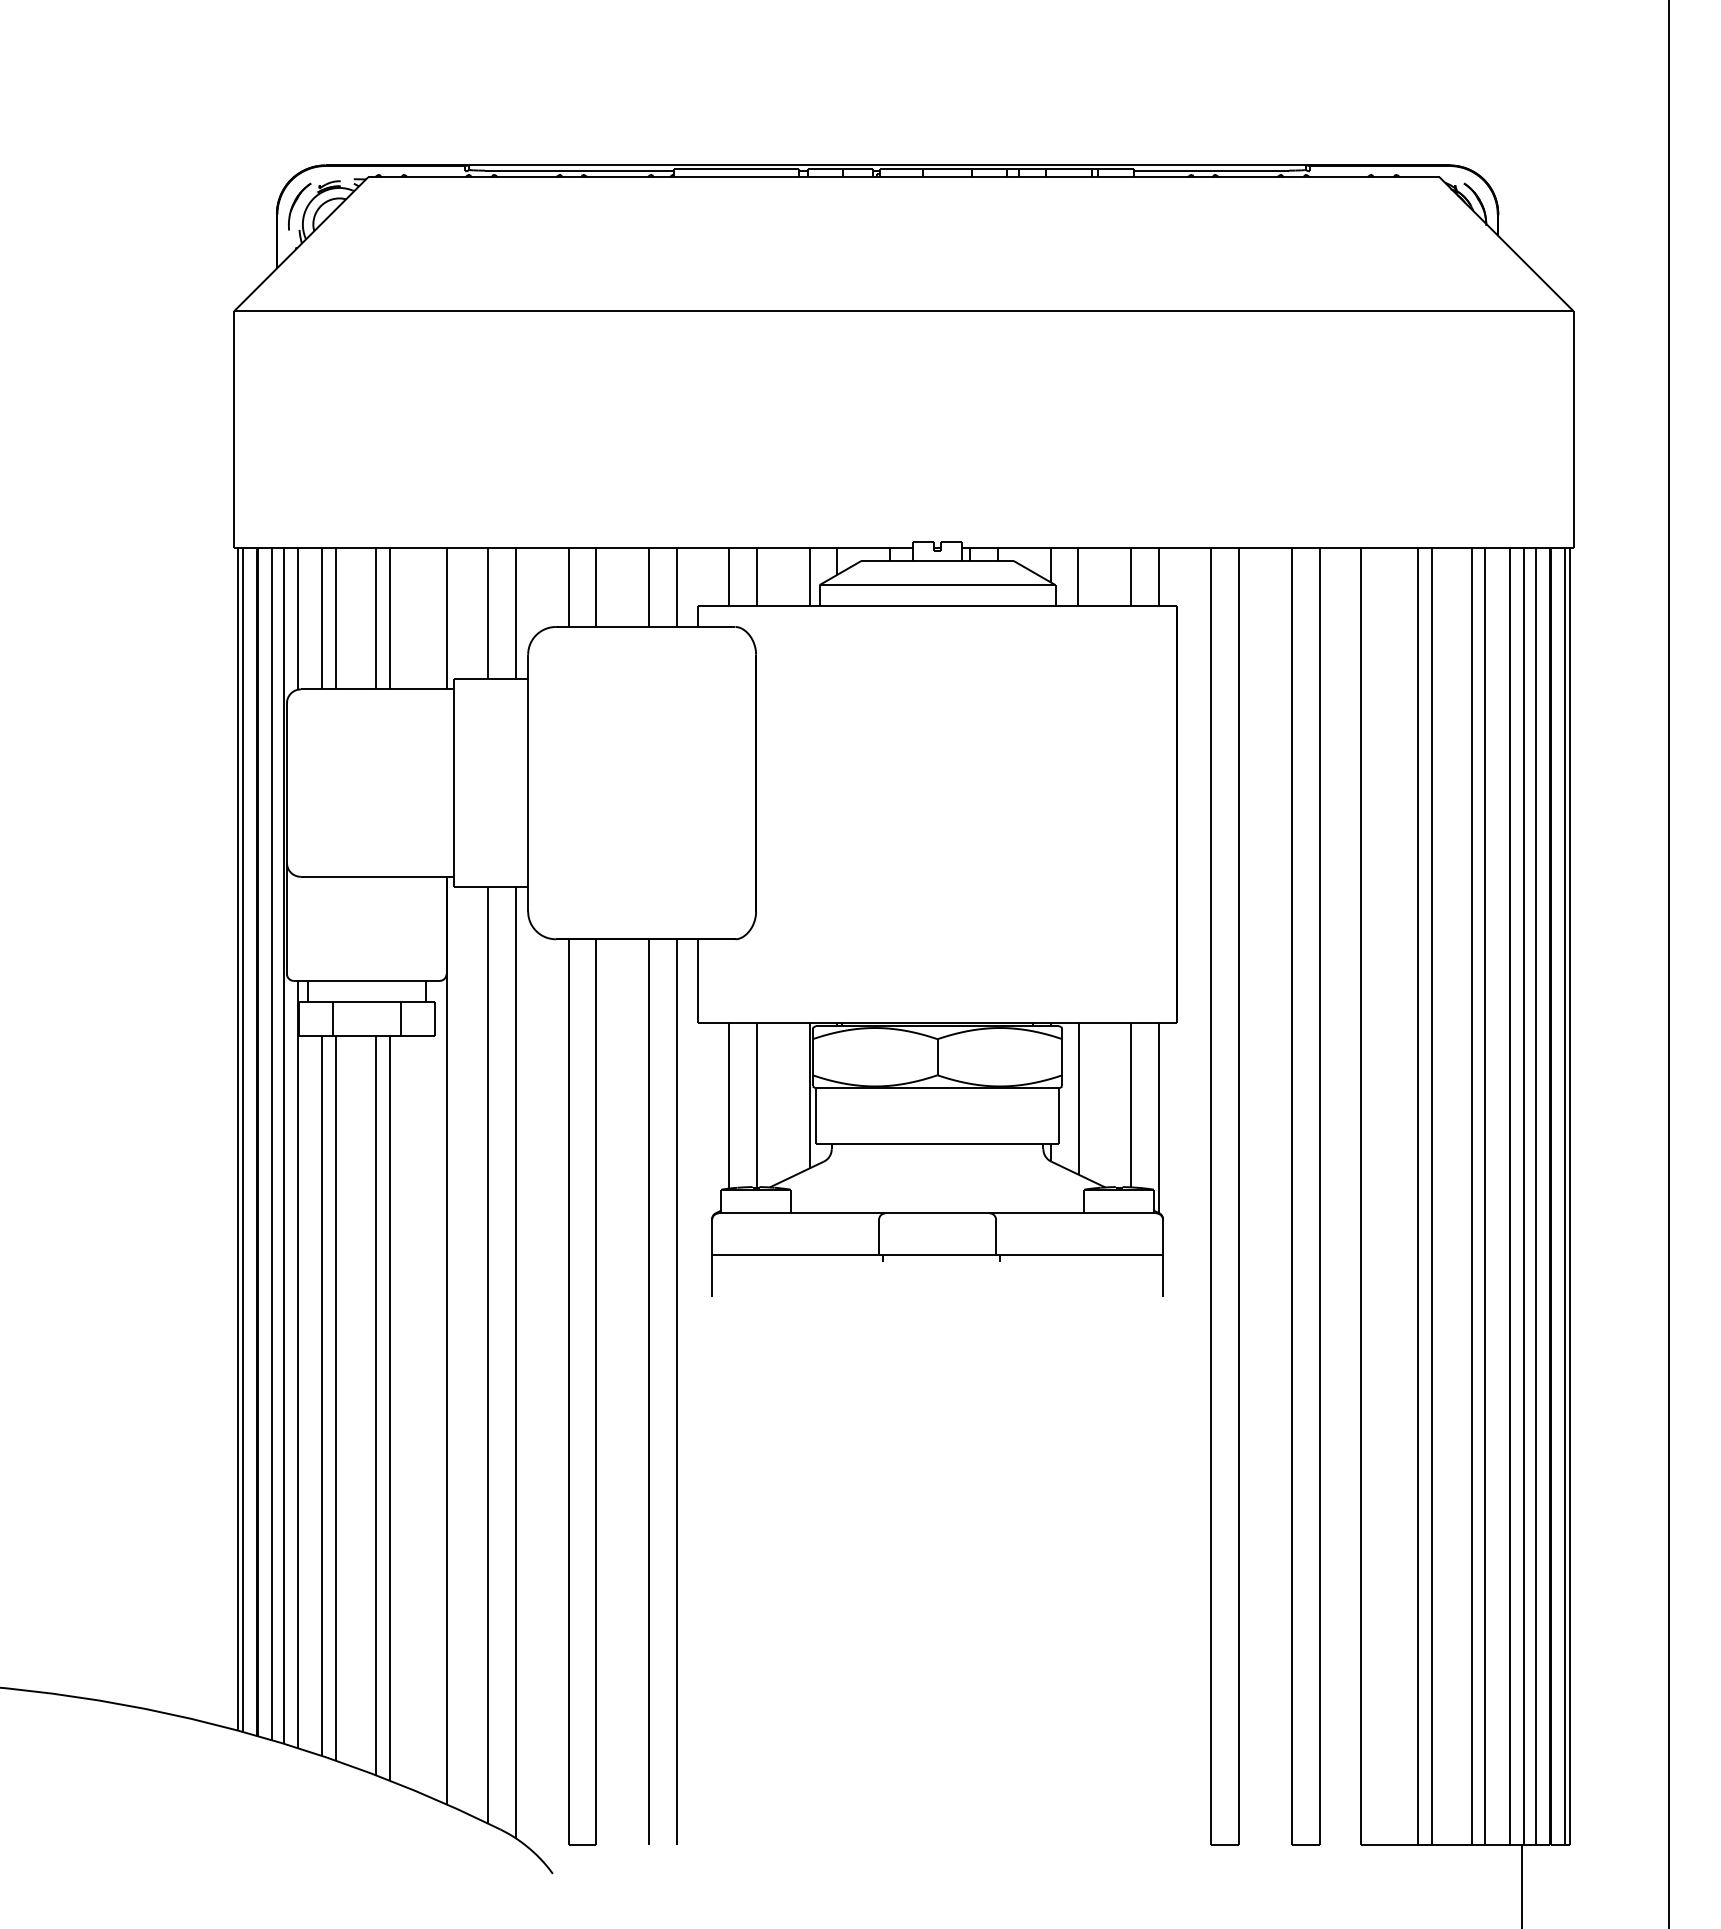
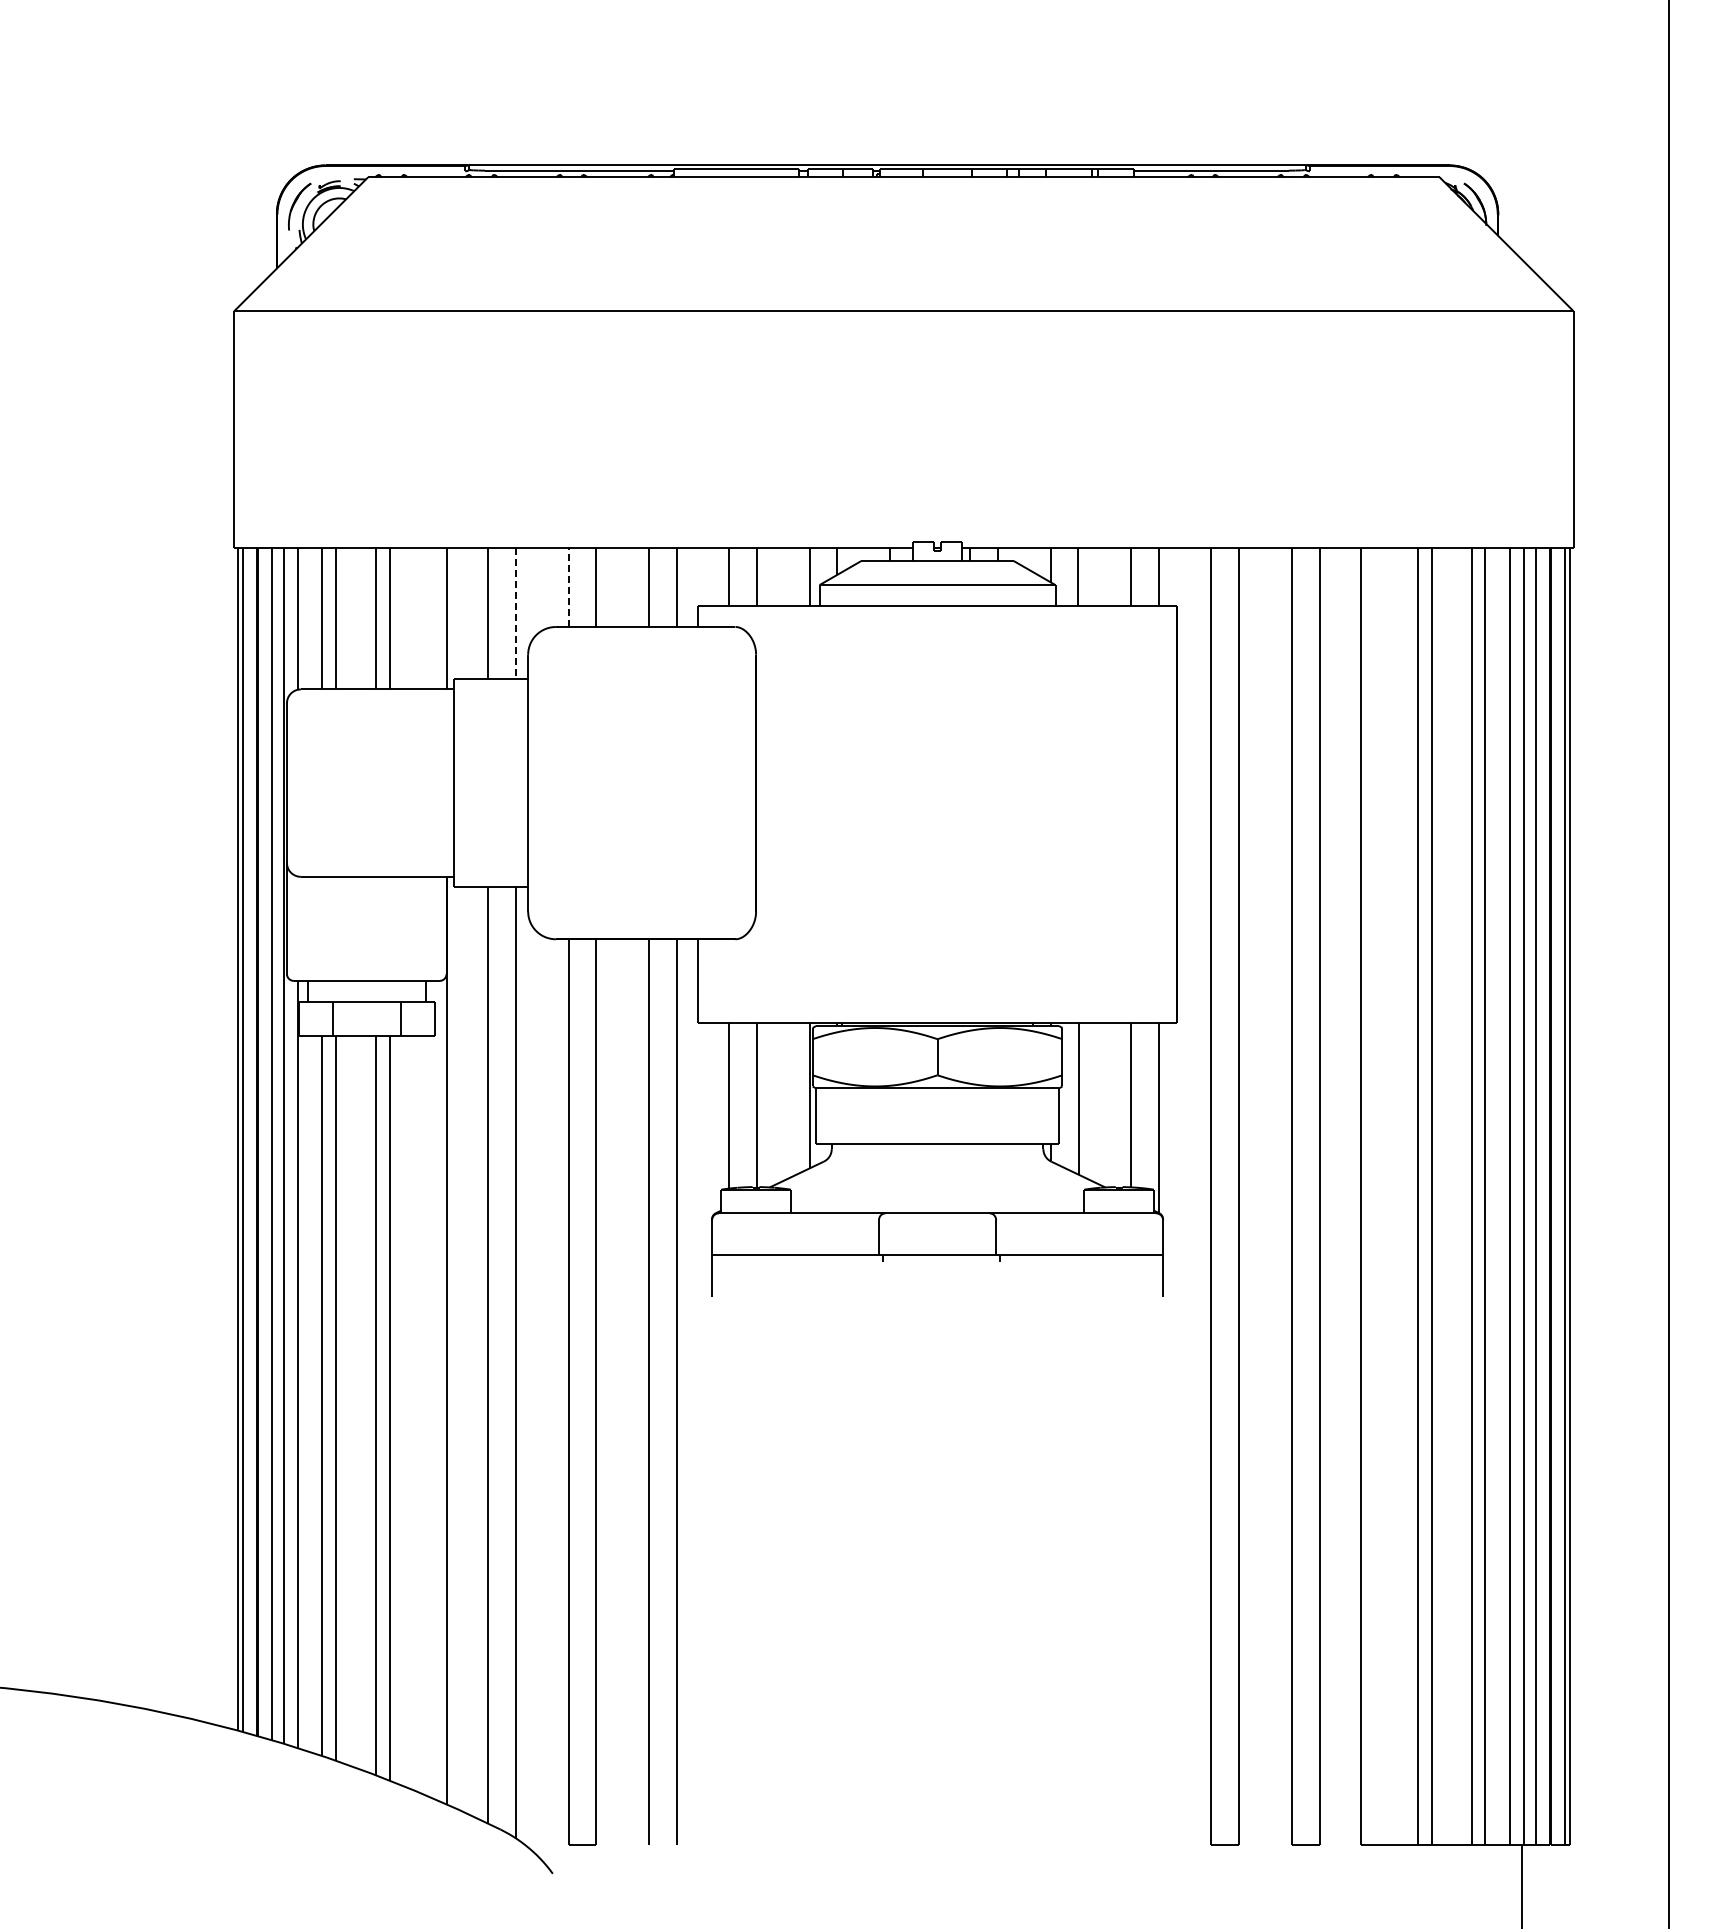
line: solid -> dashed (568, 587)
line: solid -> dashed (515, 613)
